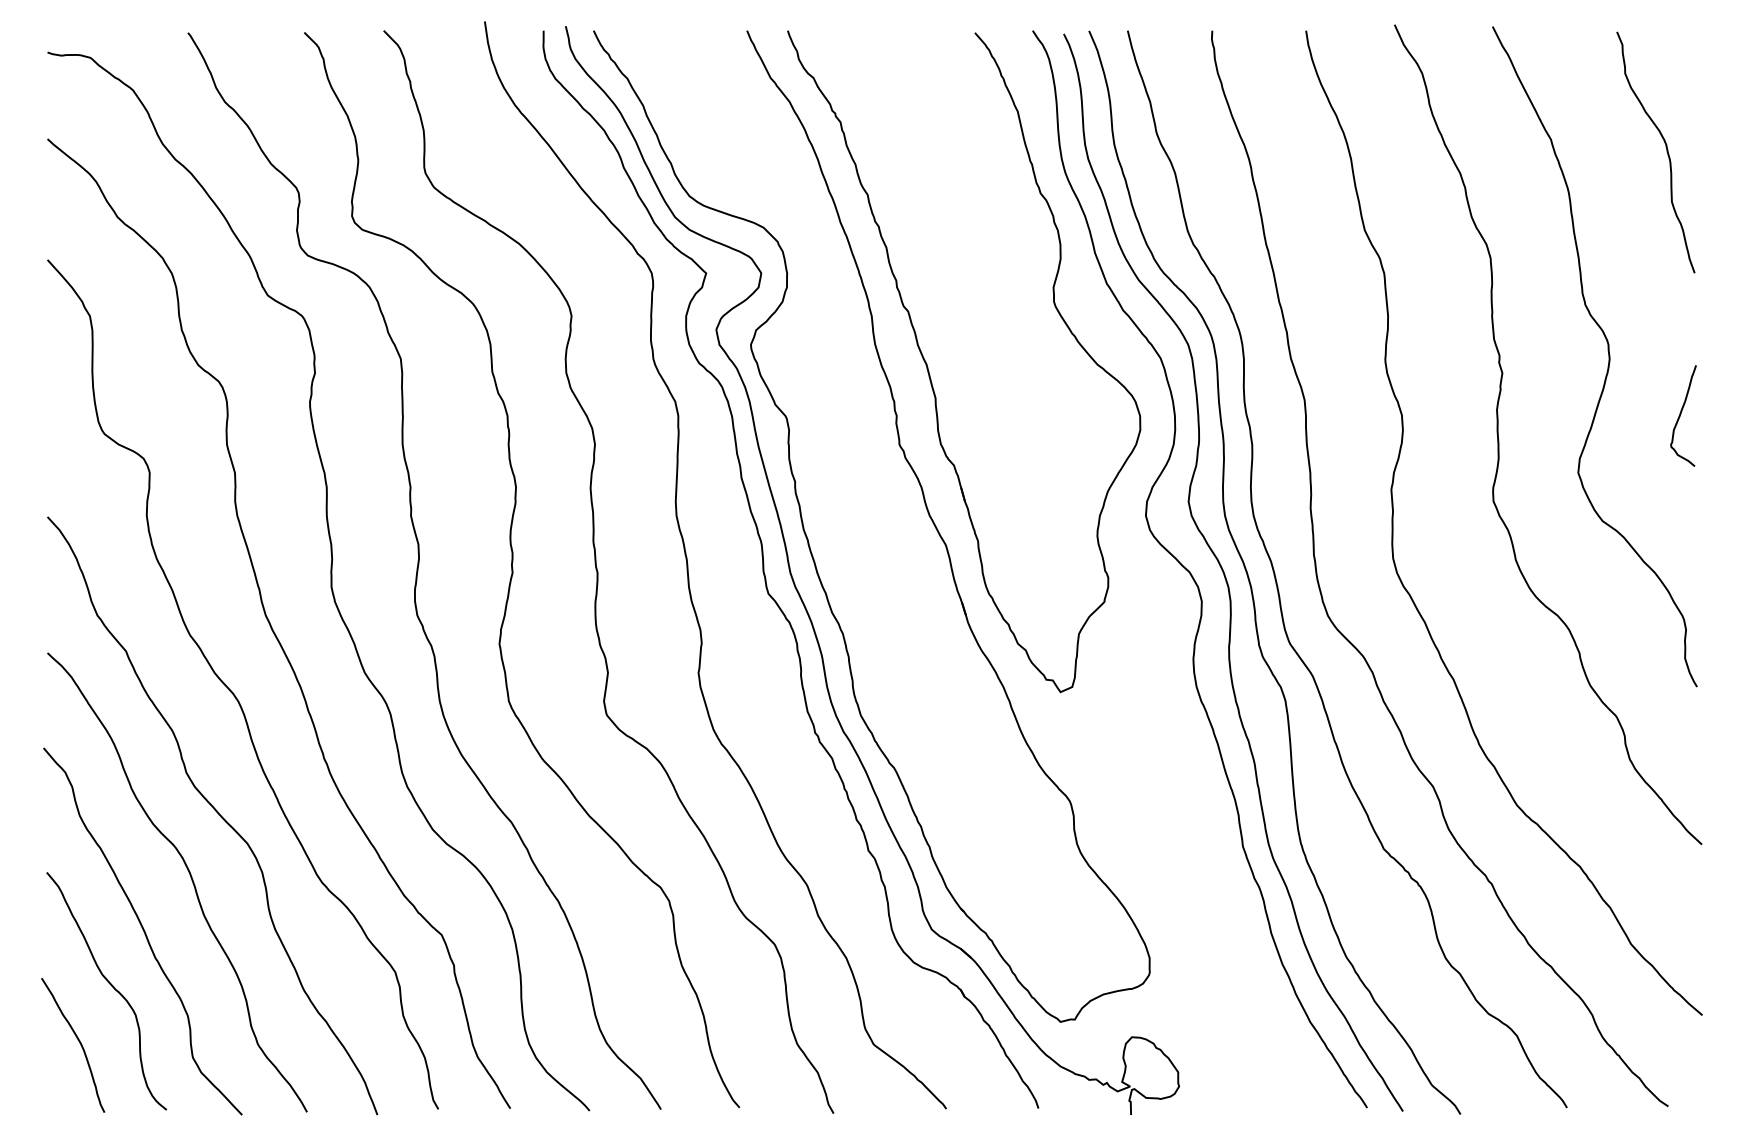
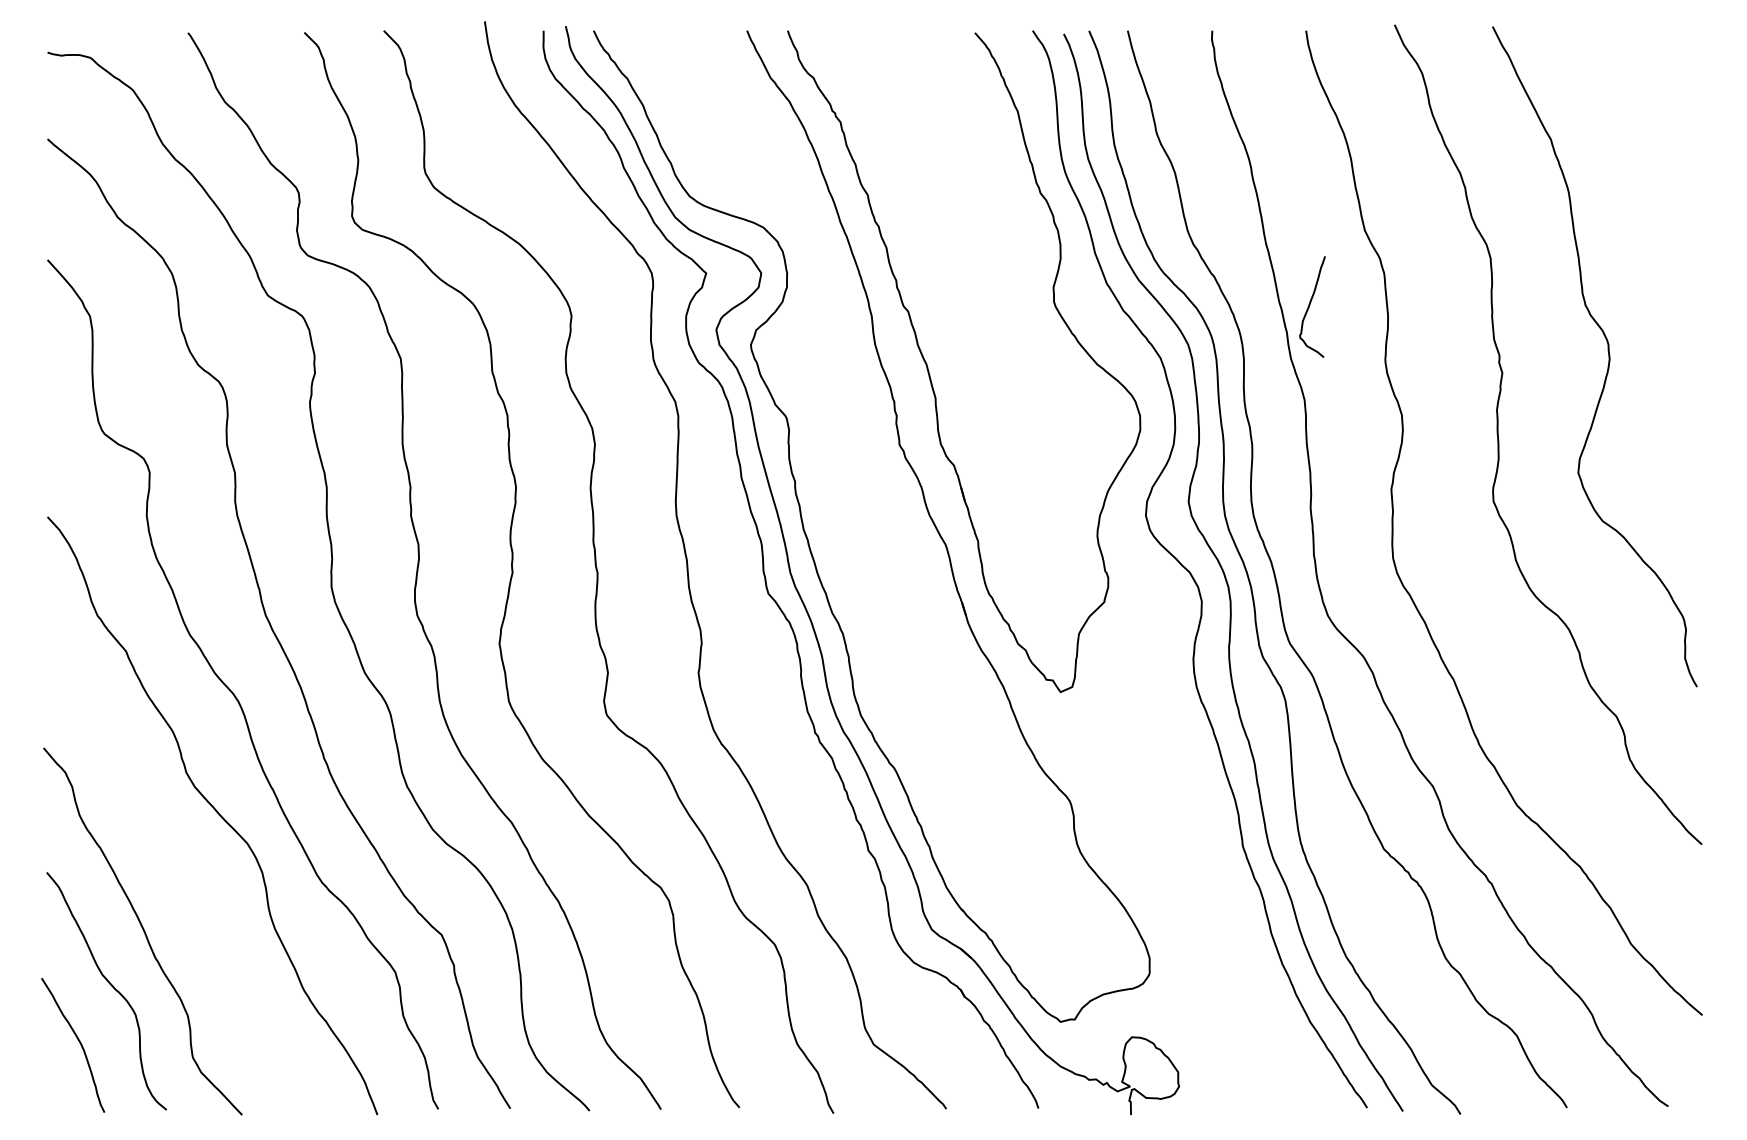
curve: present -> none (1666, 152)
curve position: (1681, 414) -> (1310, 305) (1310, 305)
curve: present -> none (190, 878)
